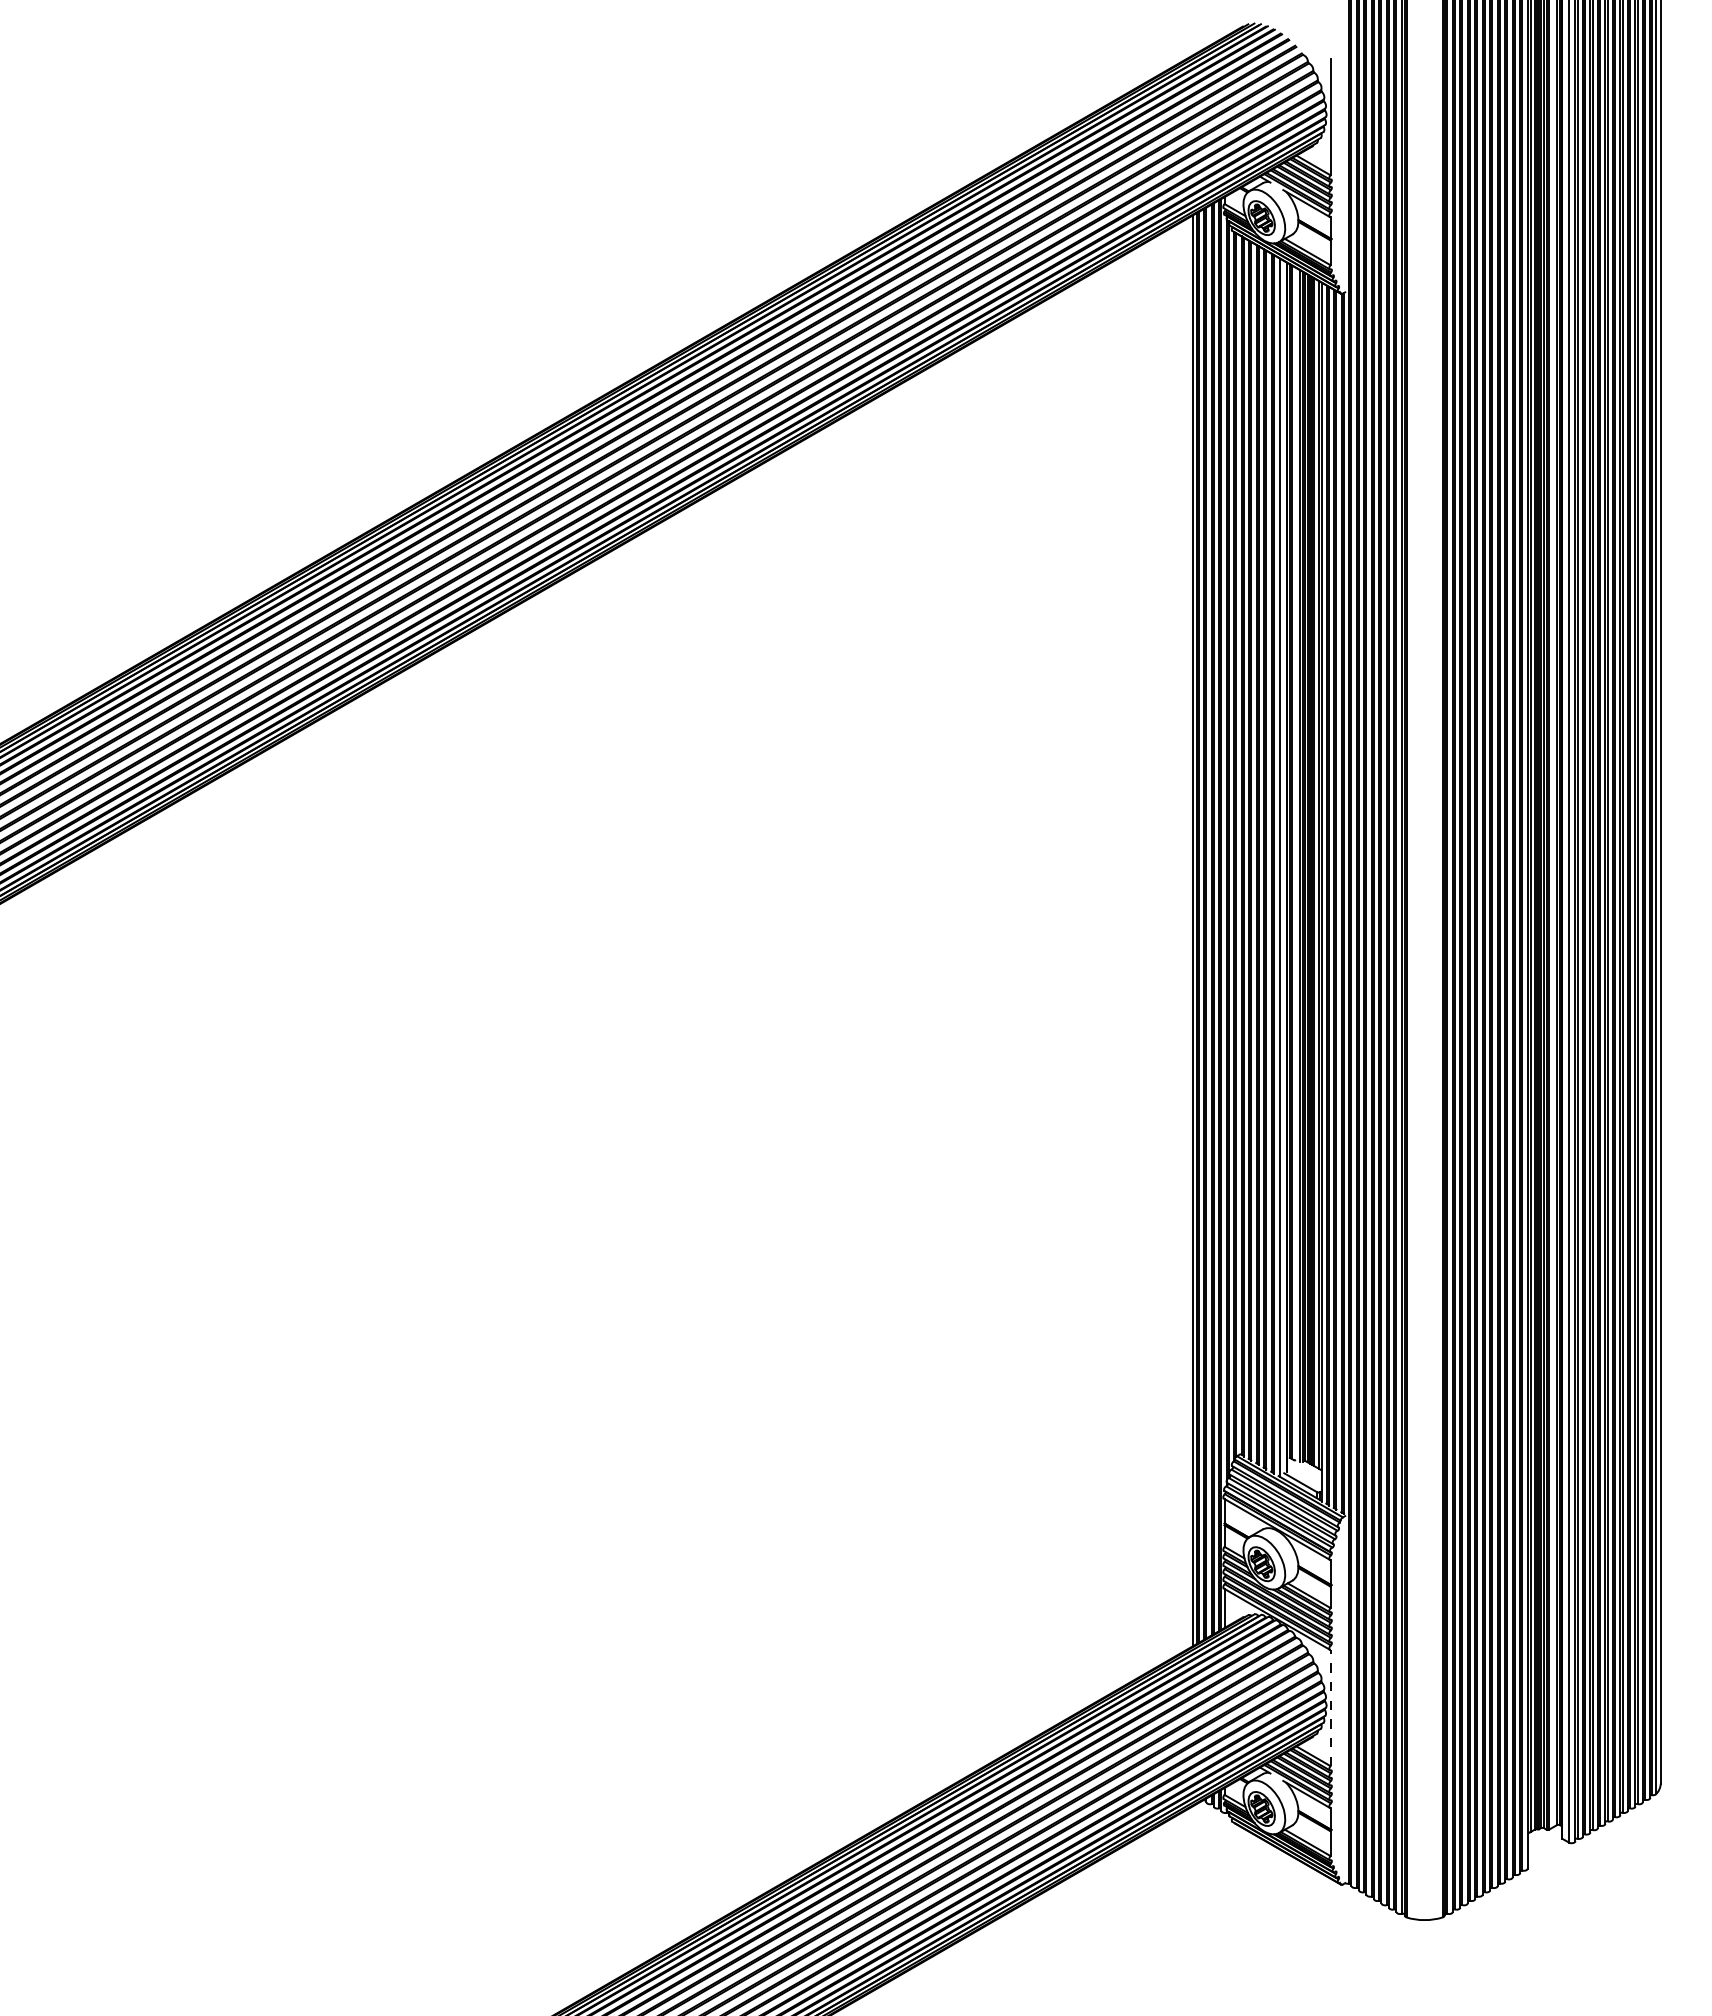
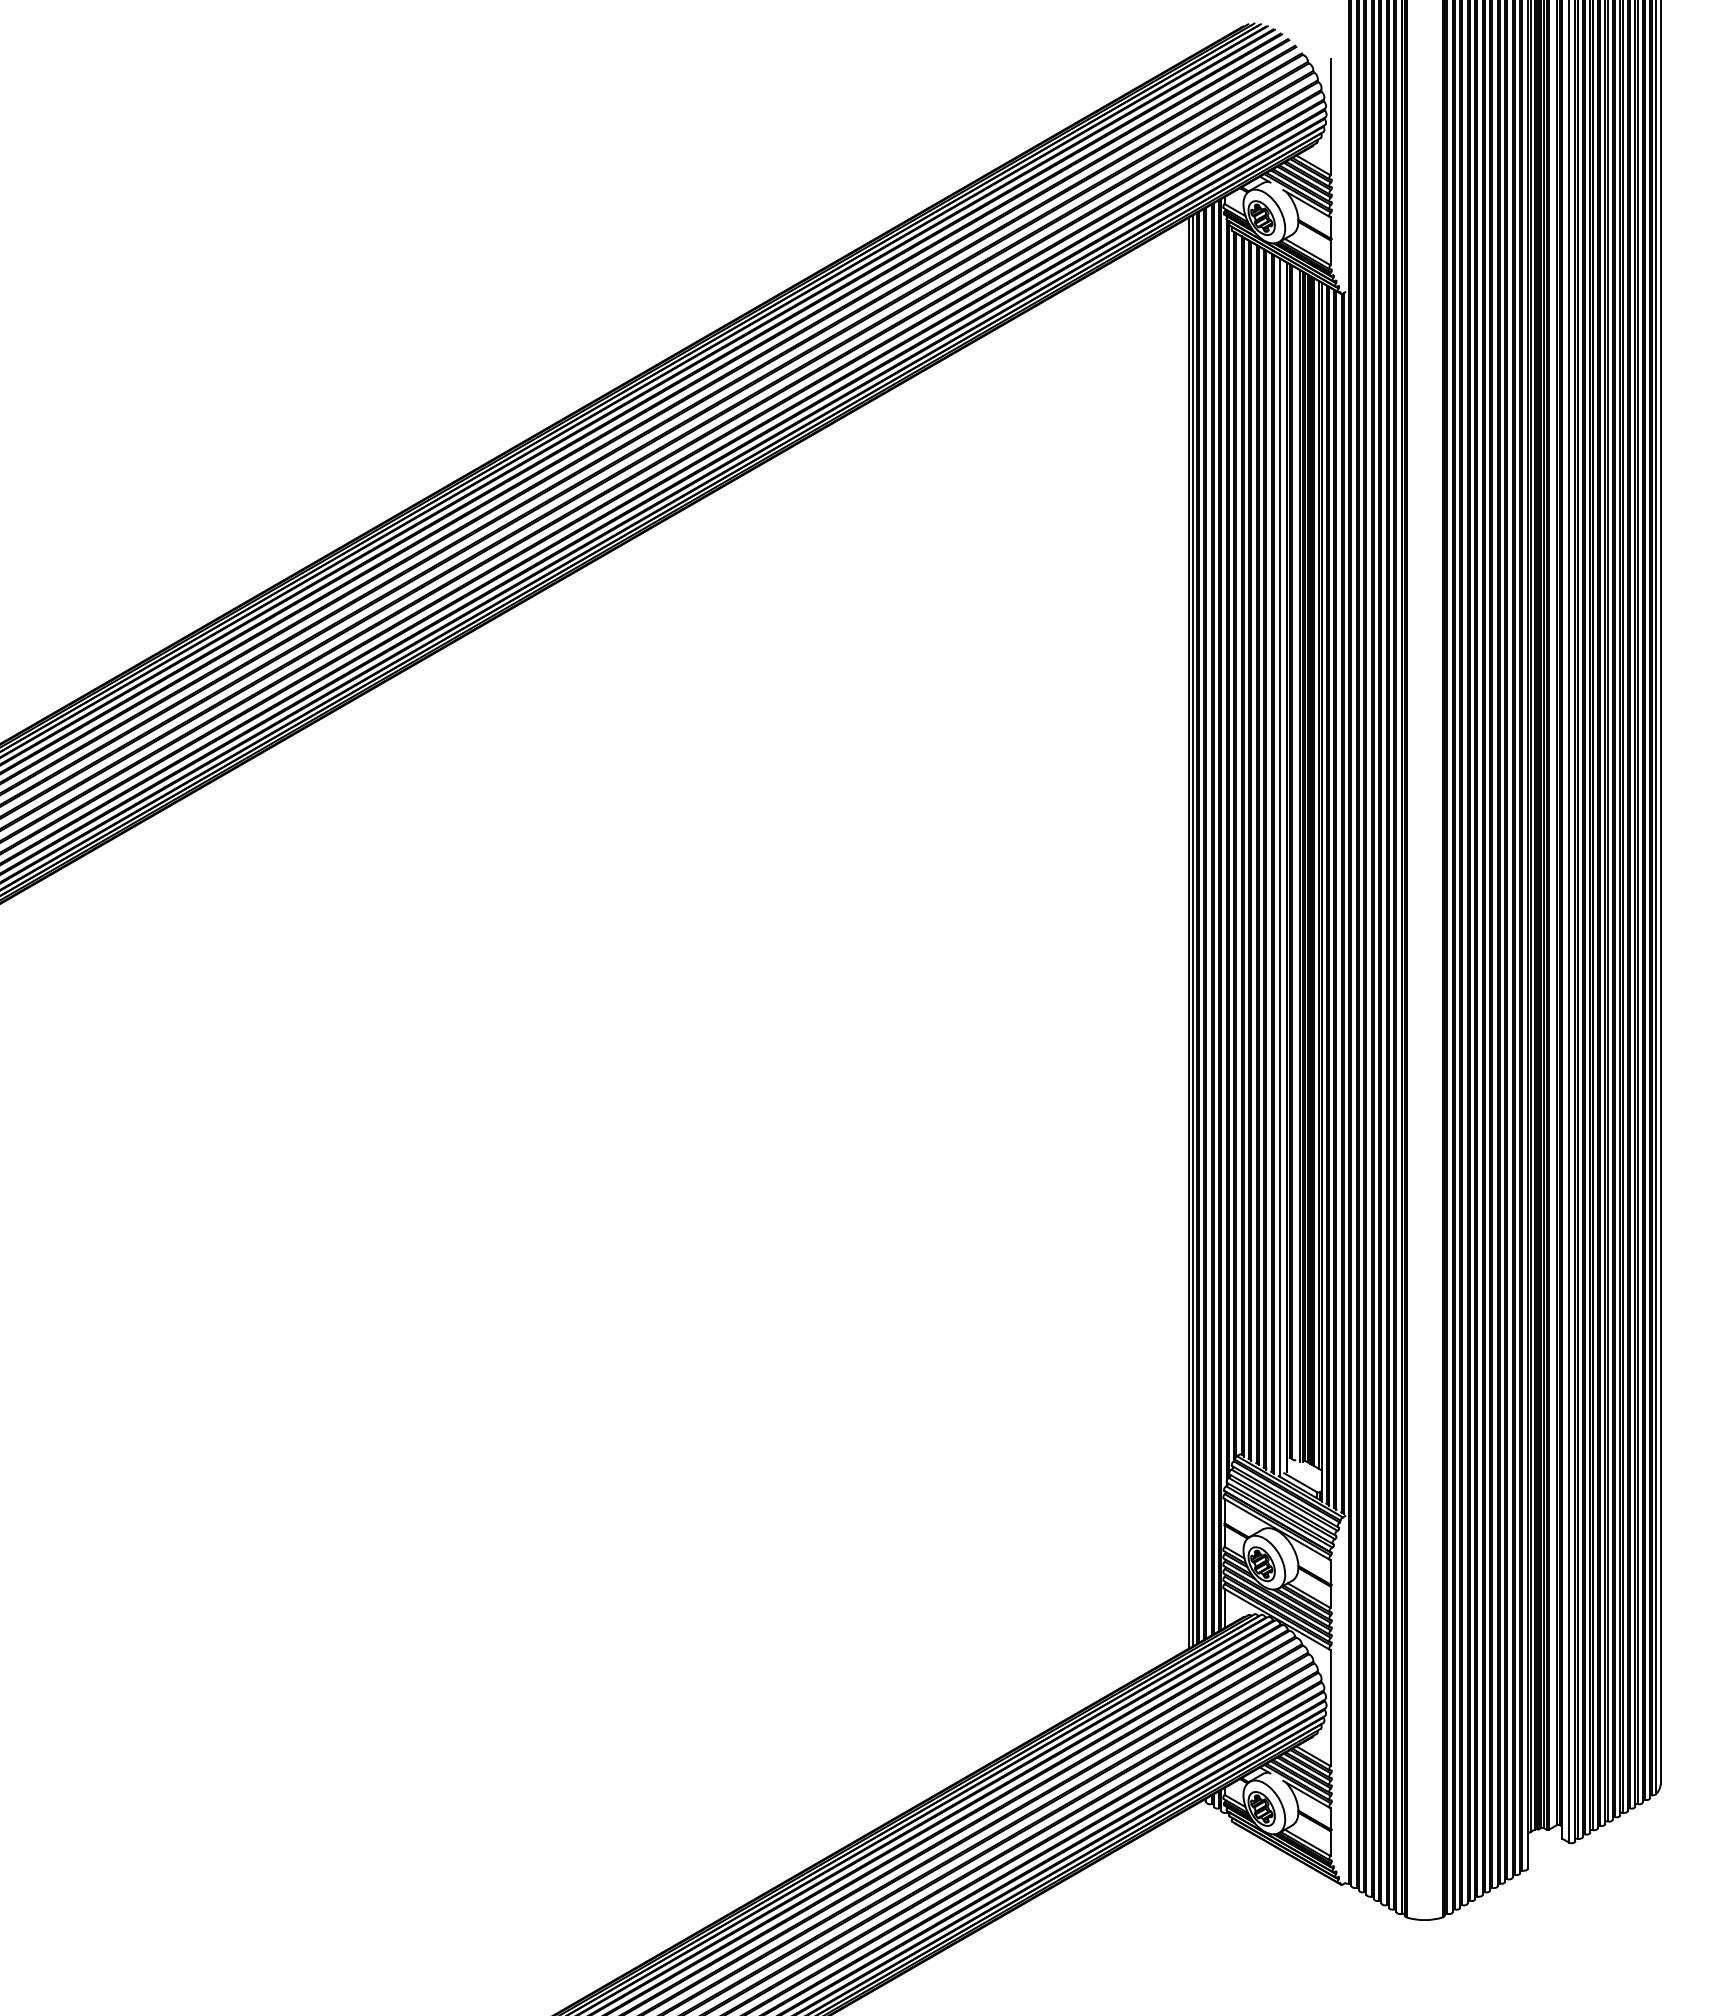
line: none -> present (1188, 933)
line: dashed -> solid (1330, 1707)
